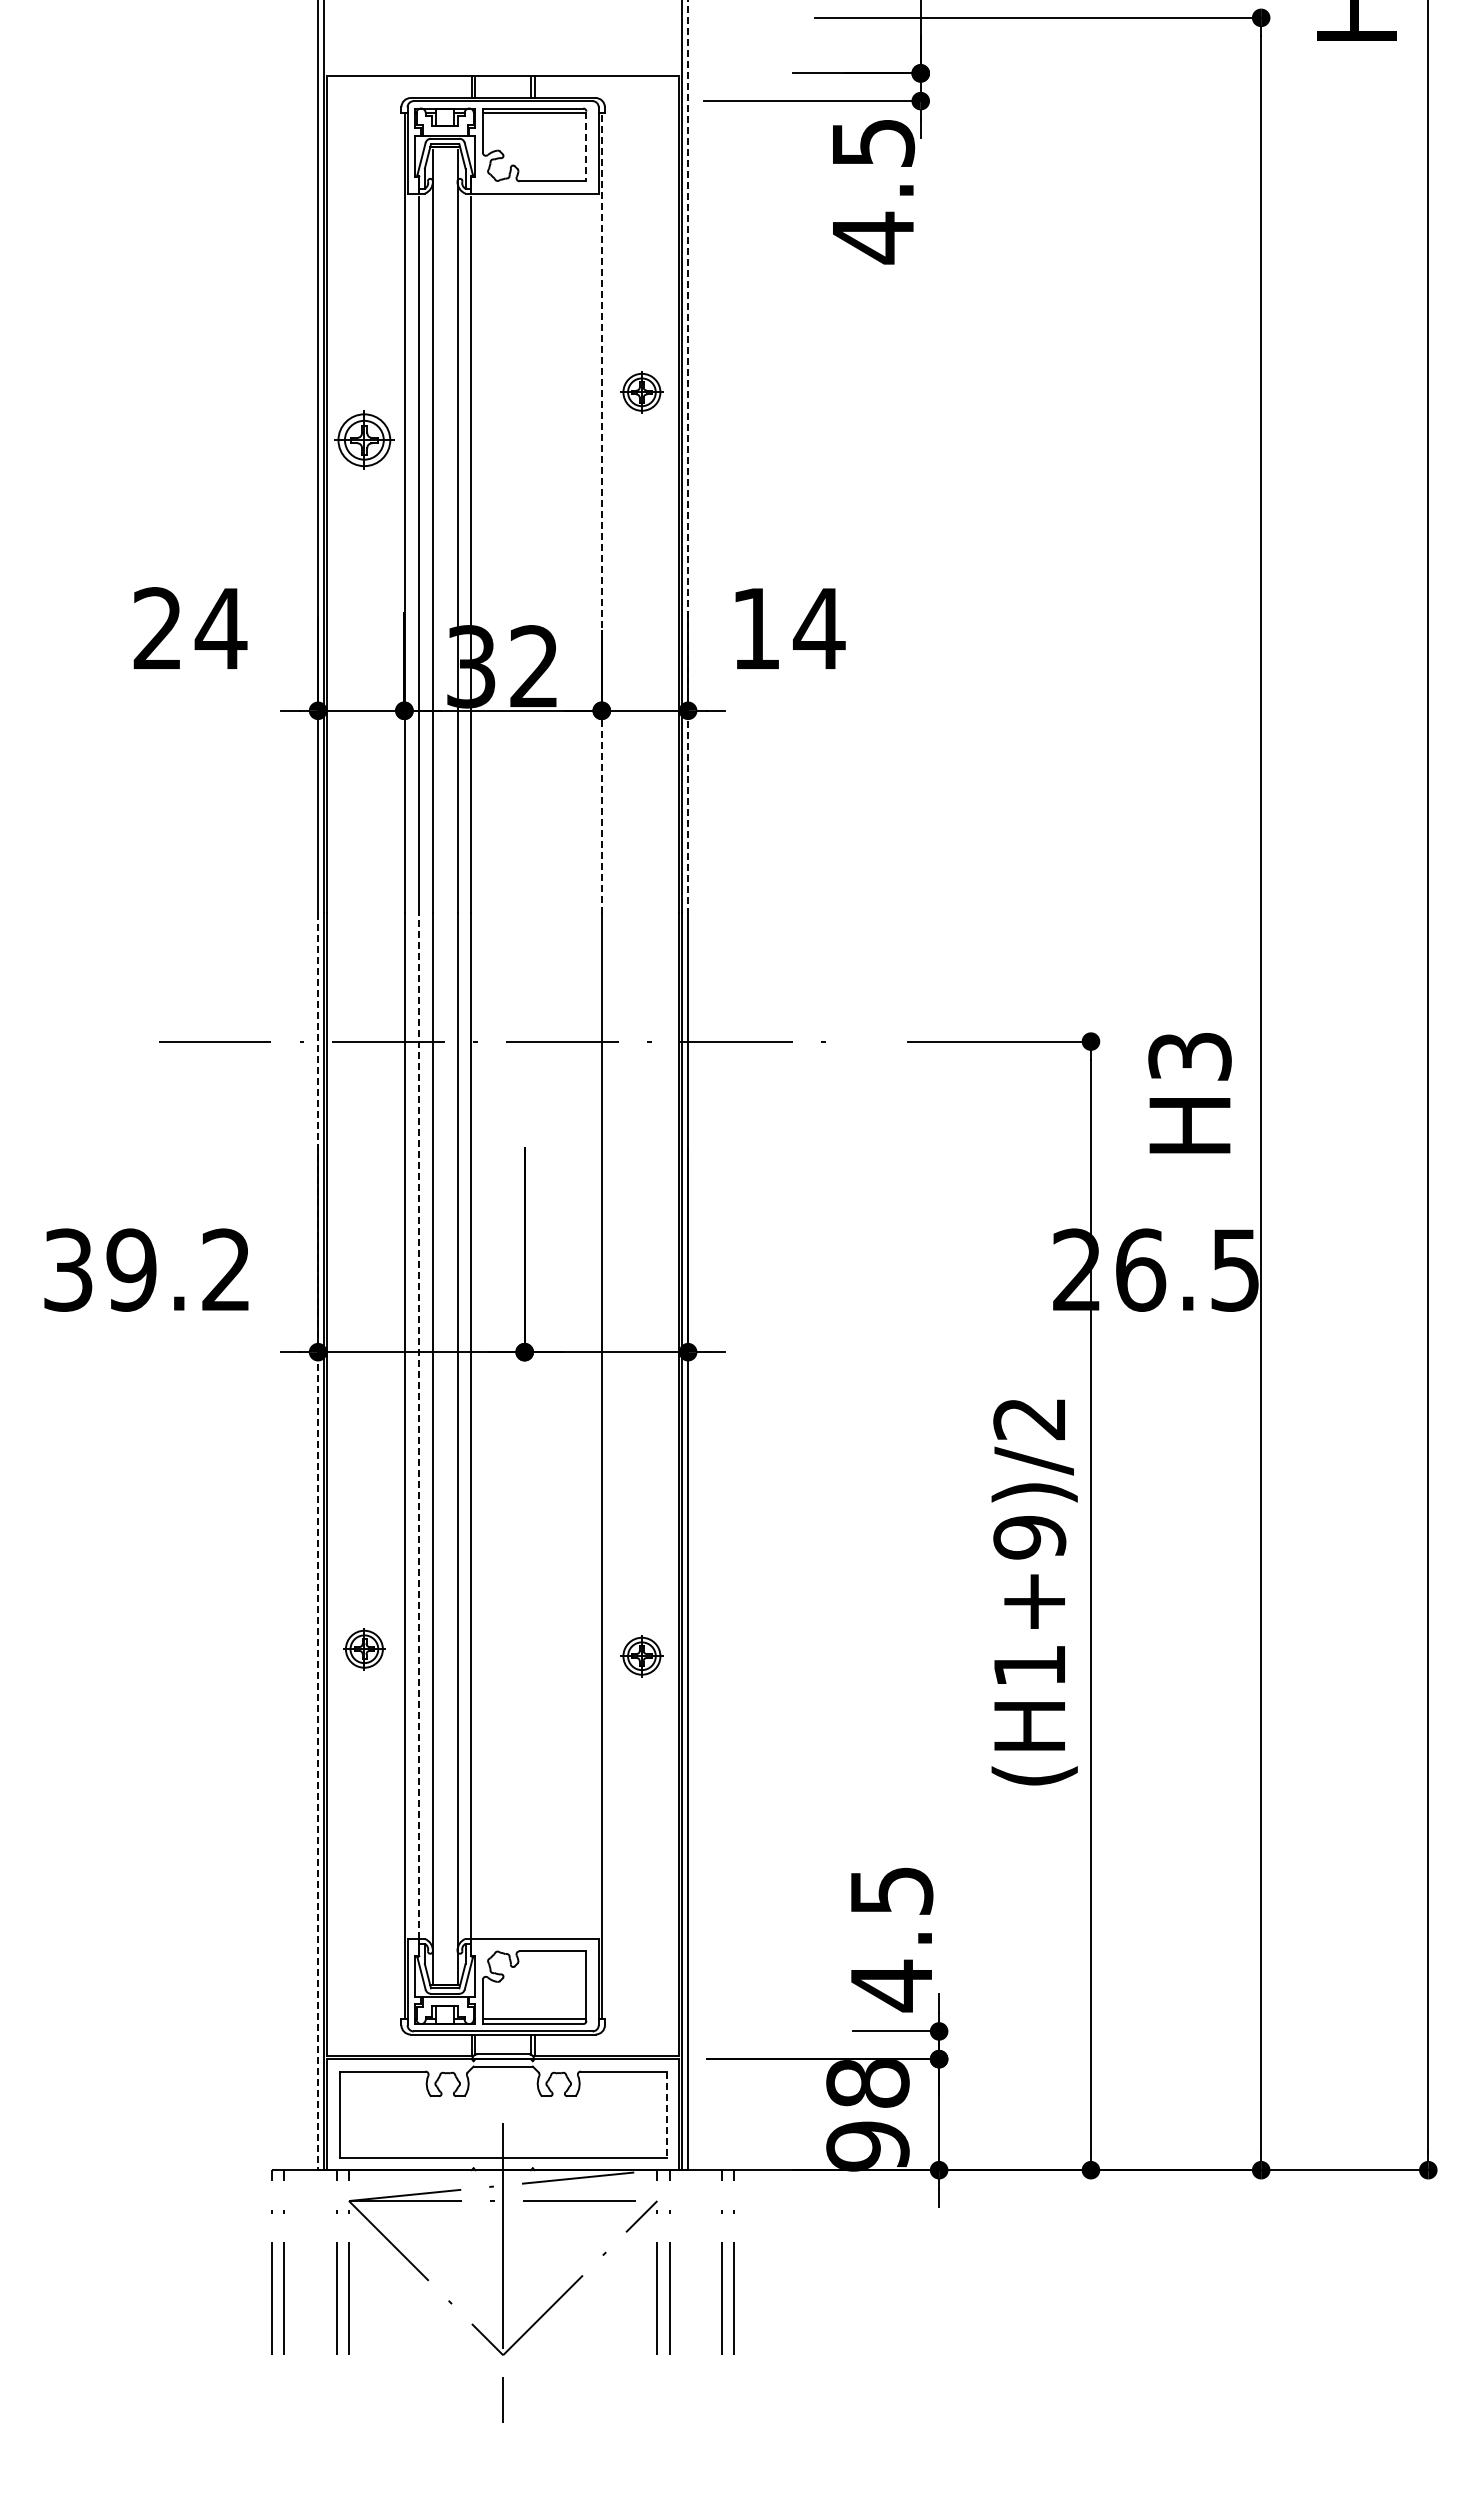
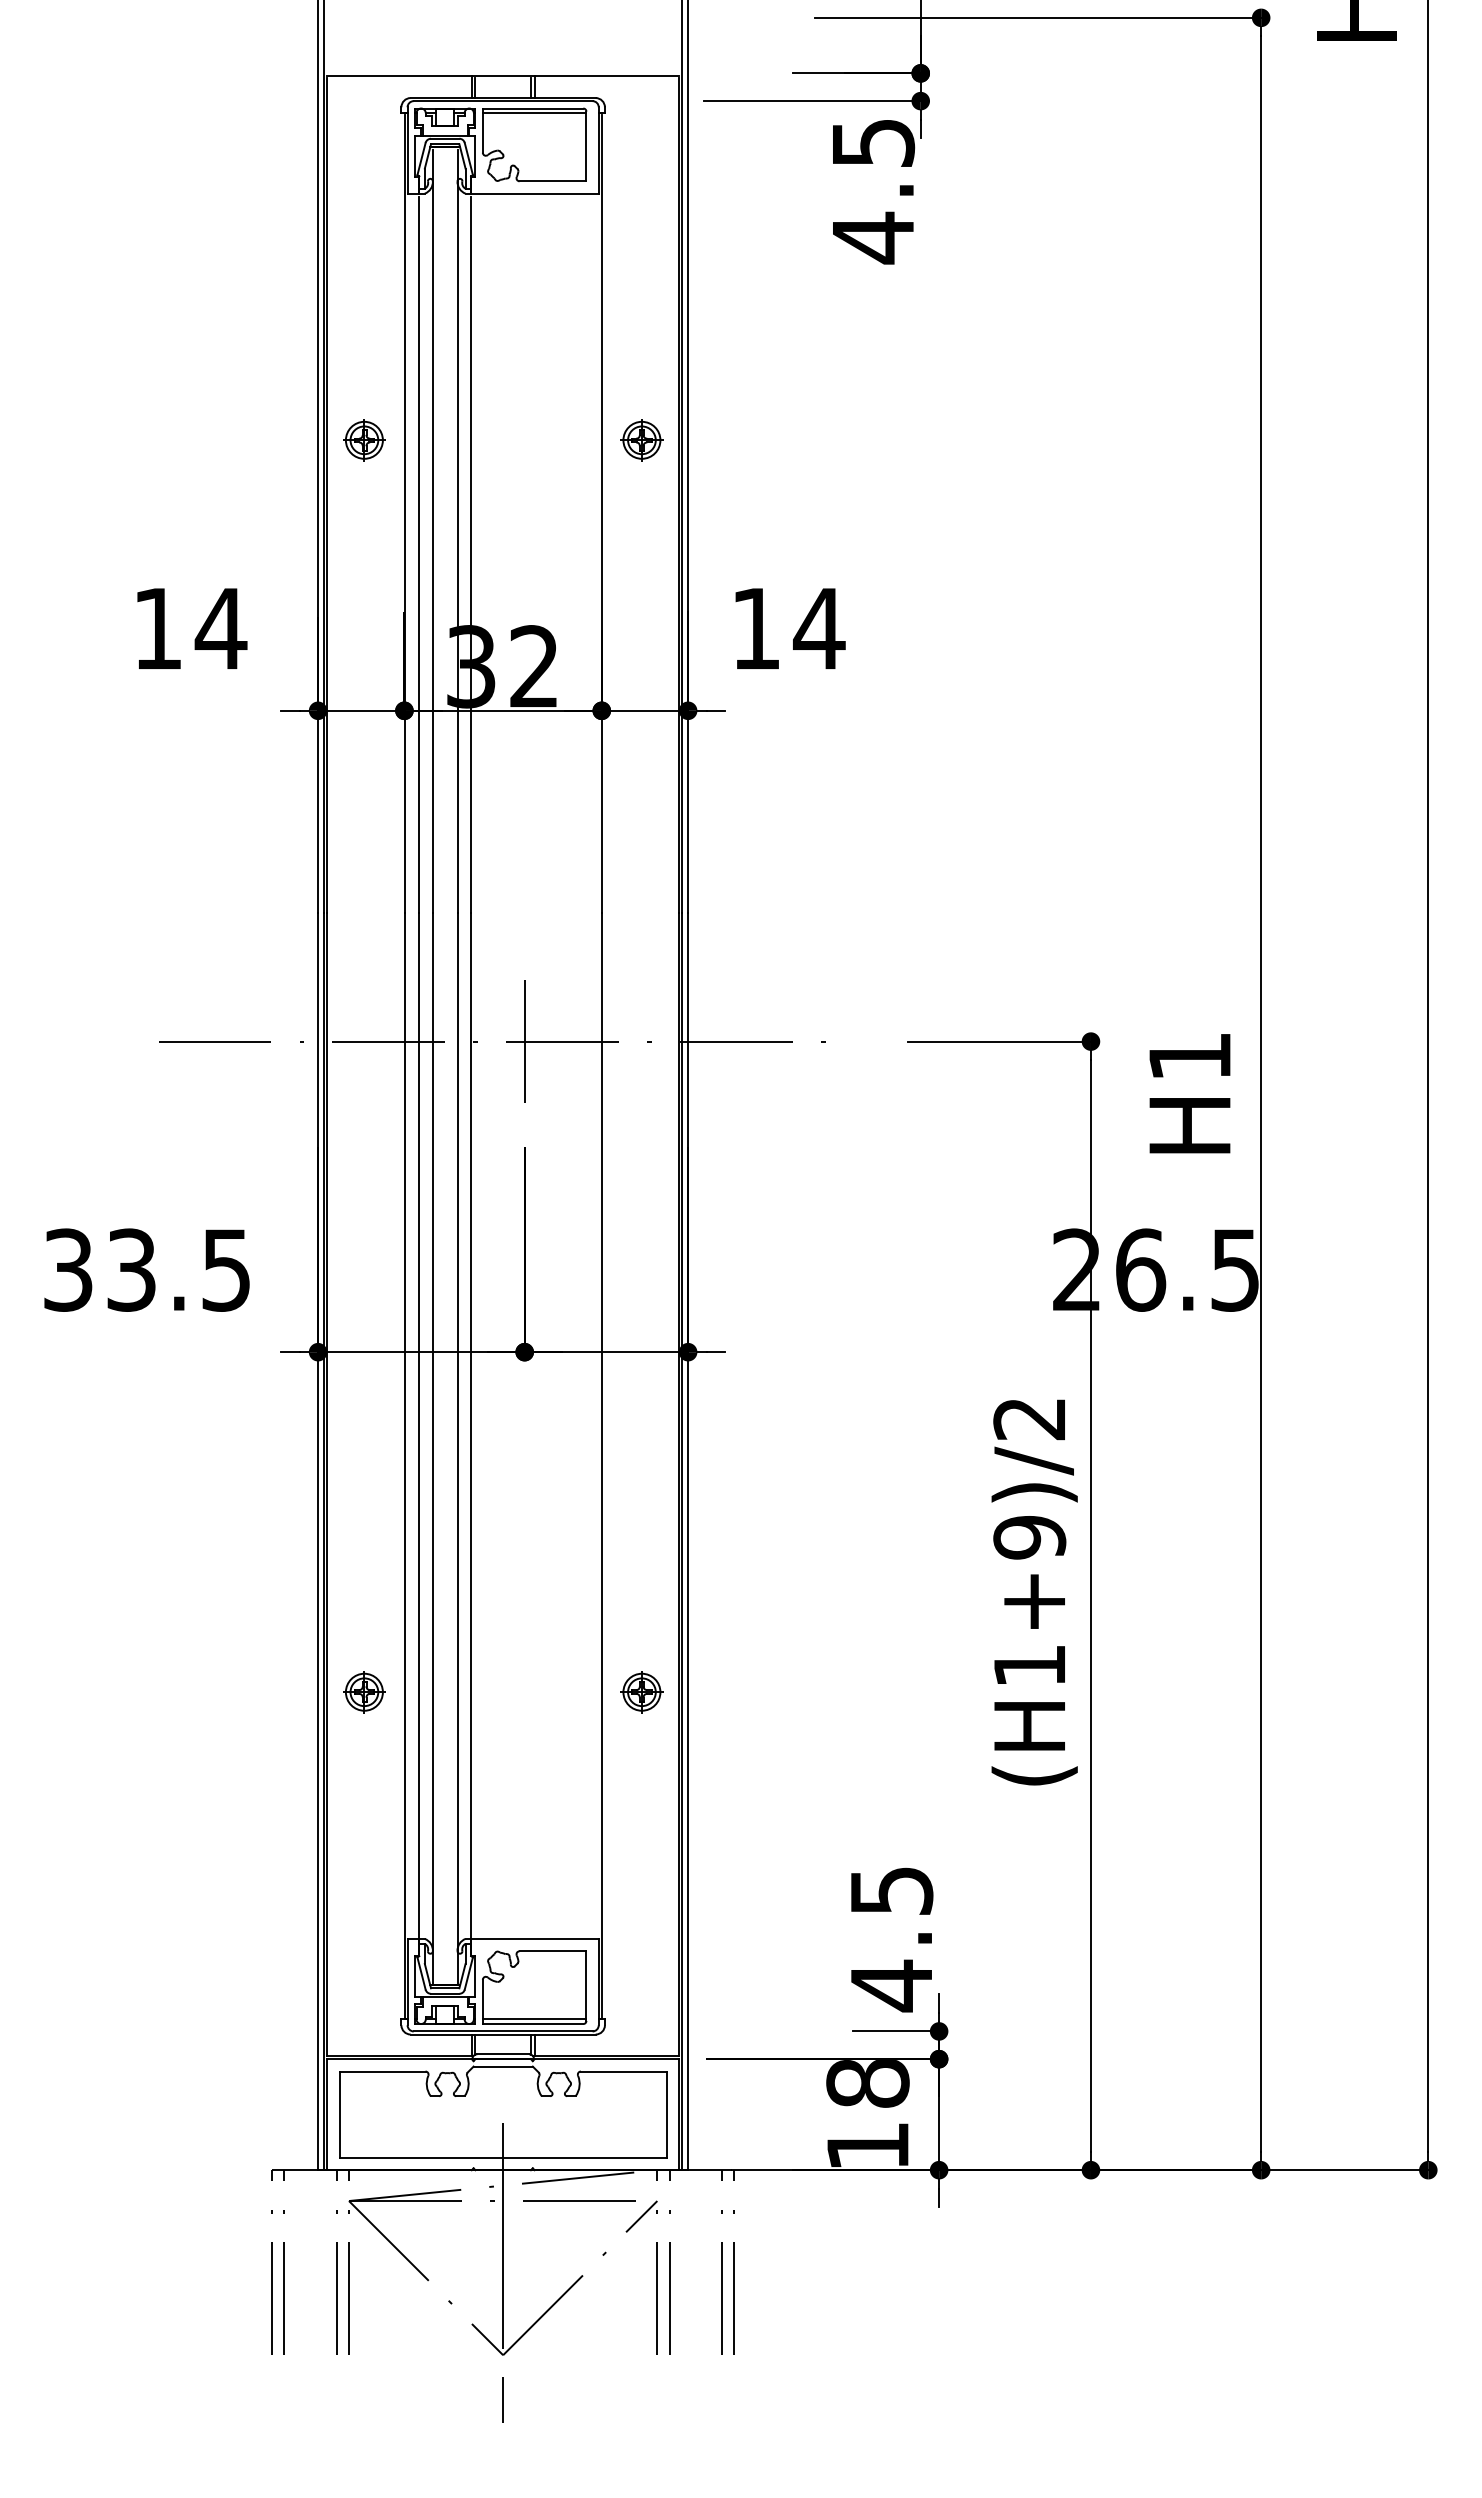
line: dashed -> solid (586, 146)
part position: (641, 392) -> (641, 440) (641, 440)
part size: 61x60 px -> 43x43 px (364, 440)
line: dashed -> solid (688, 457)
line: dashed -> solid (601, 514)
text: 24 -> 14 (156, 627)
line: none -> present (524, 1041)
text: H3 -> H1 (1189, 1056)
text: 39.2 -> 33.5 (177, 1269)
line: dashed -> solid (419, 1425)
line: dashed -> solid (318, 1541)
part position: (364, 1649) -> (364, 1692) (364, 1692)
part position: (641, 1656) -> (641, 1692) (641, 1692)
line: dashed -> solid (666, 2115)
text: 98 -> 18 (867, 2146)
